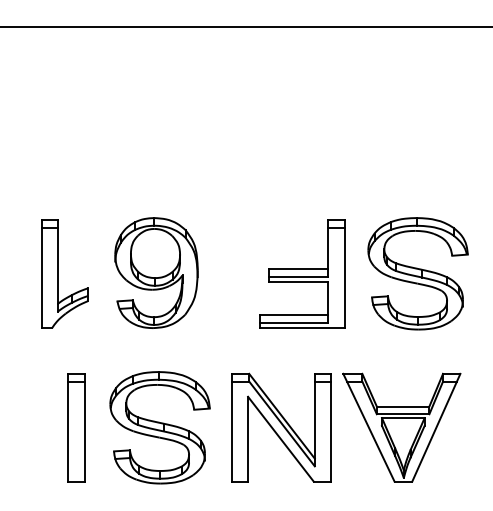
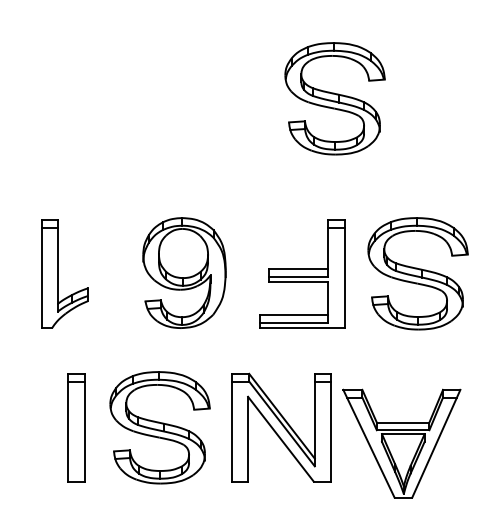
line: present -> none (245, 27)
part: none -> present (334, 98)
part position: (156, 272) -> (184, 272) (184, 272)
part position: (401, 427) -> (401, 443) (401, 443)
